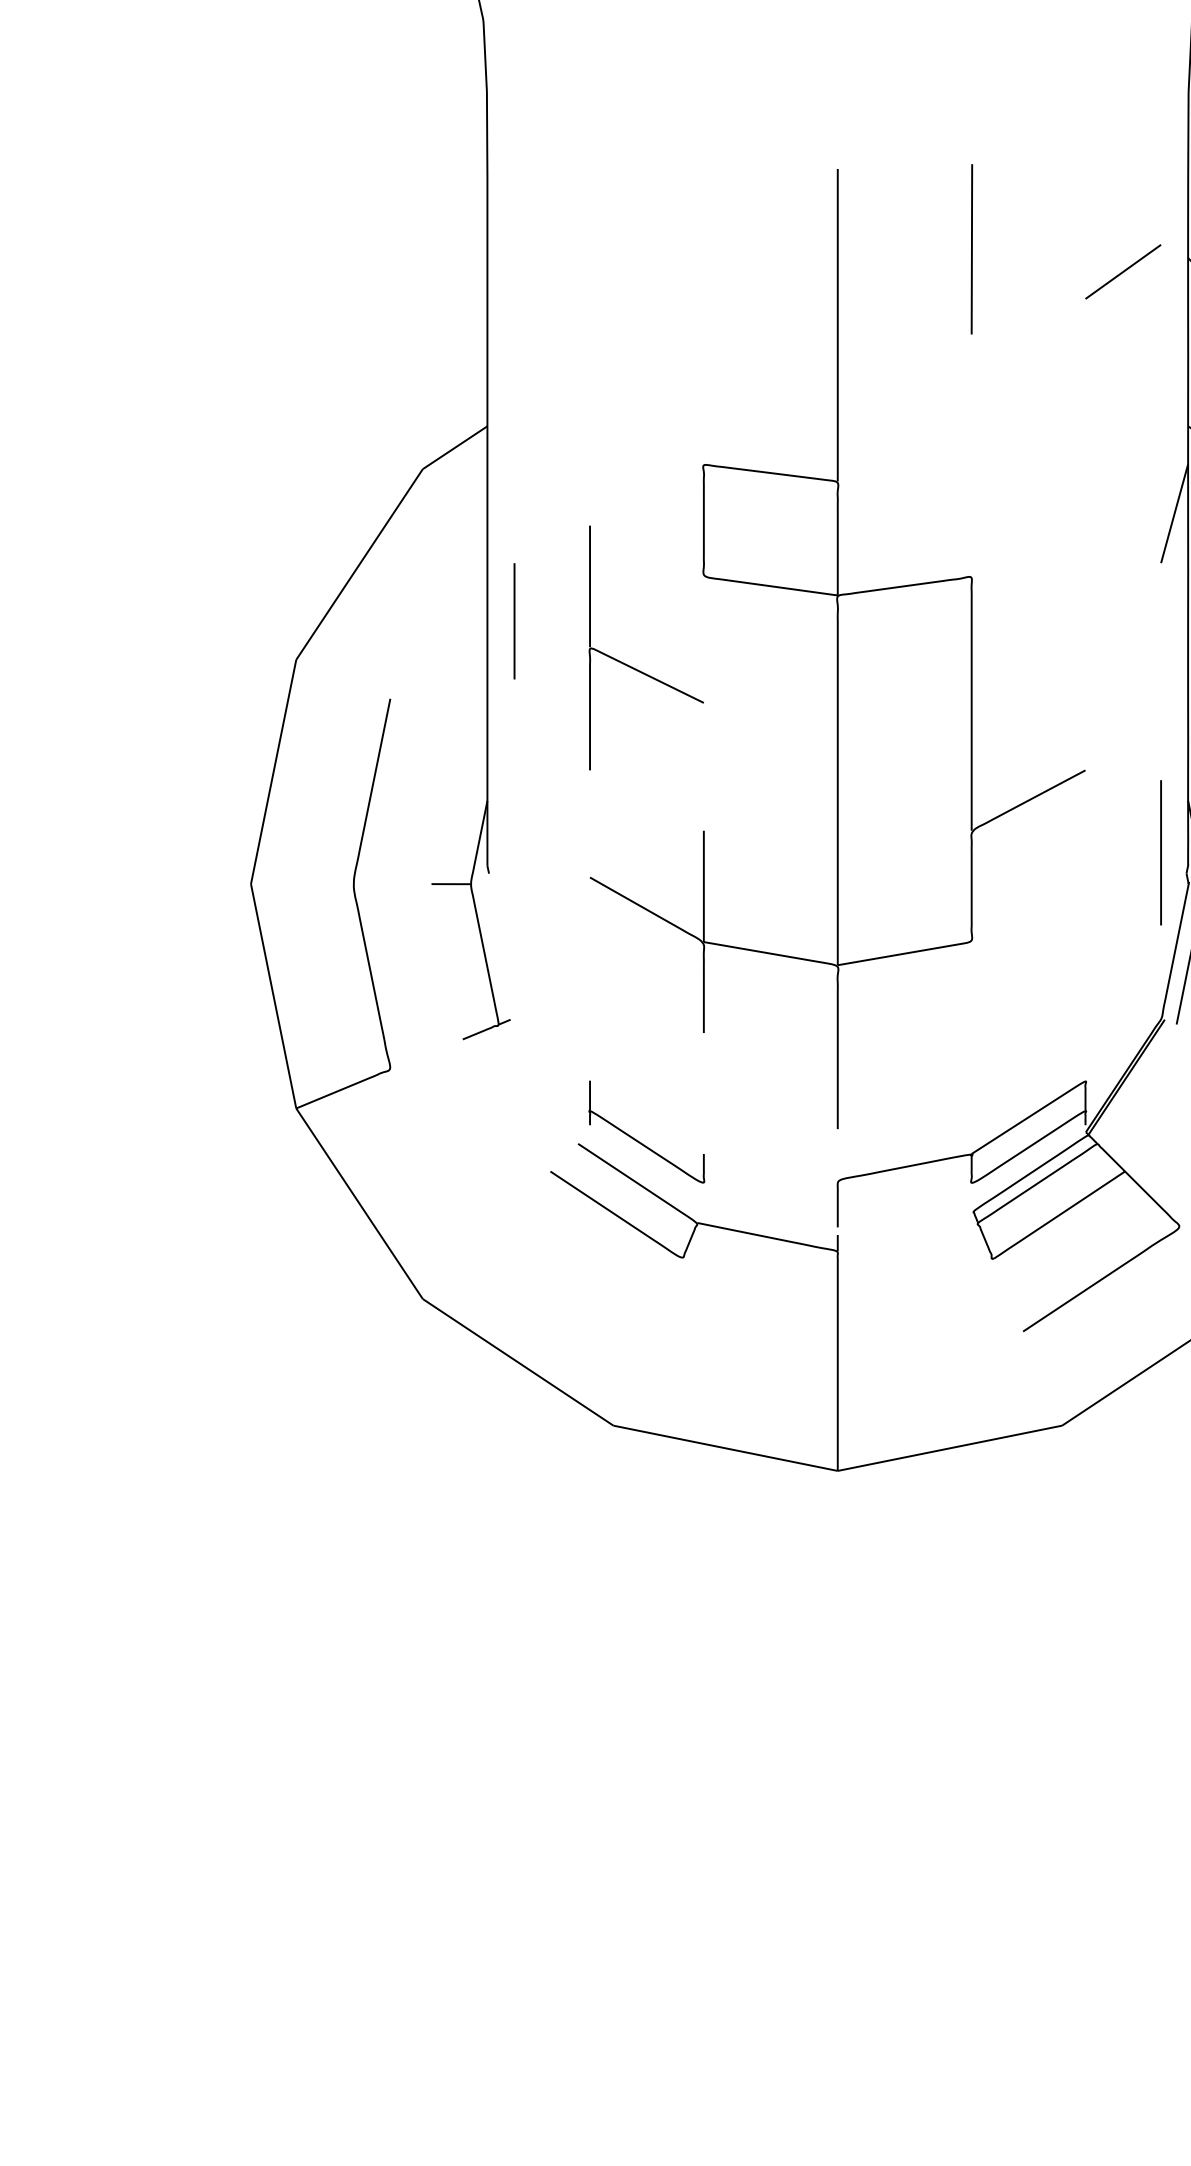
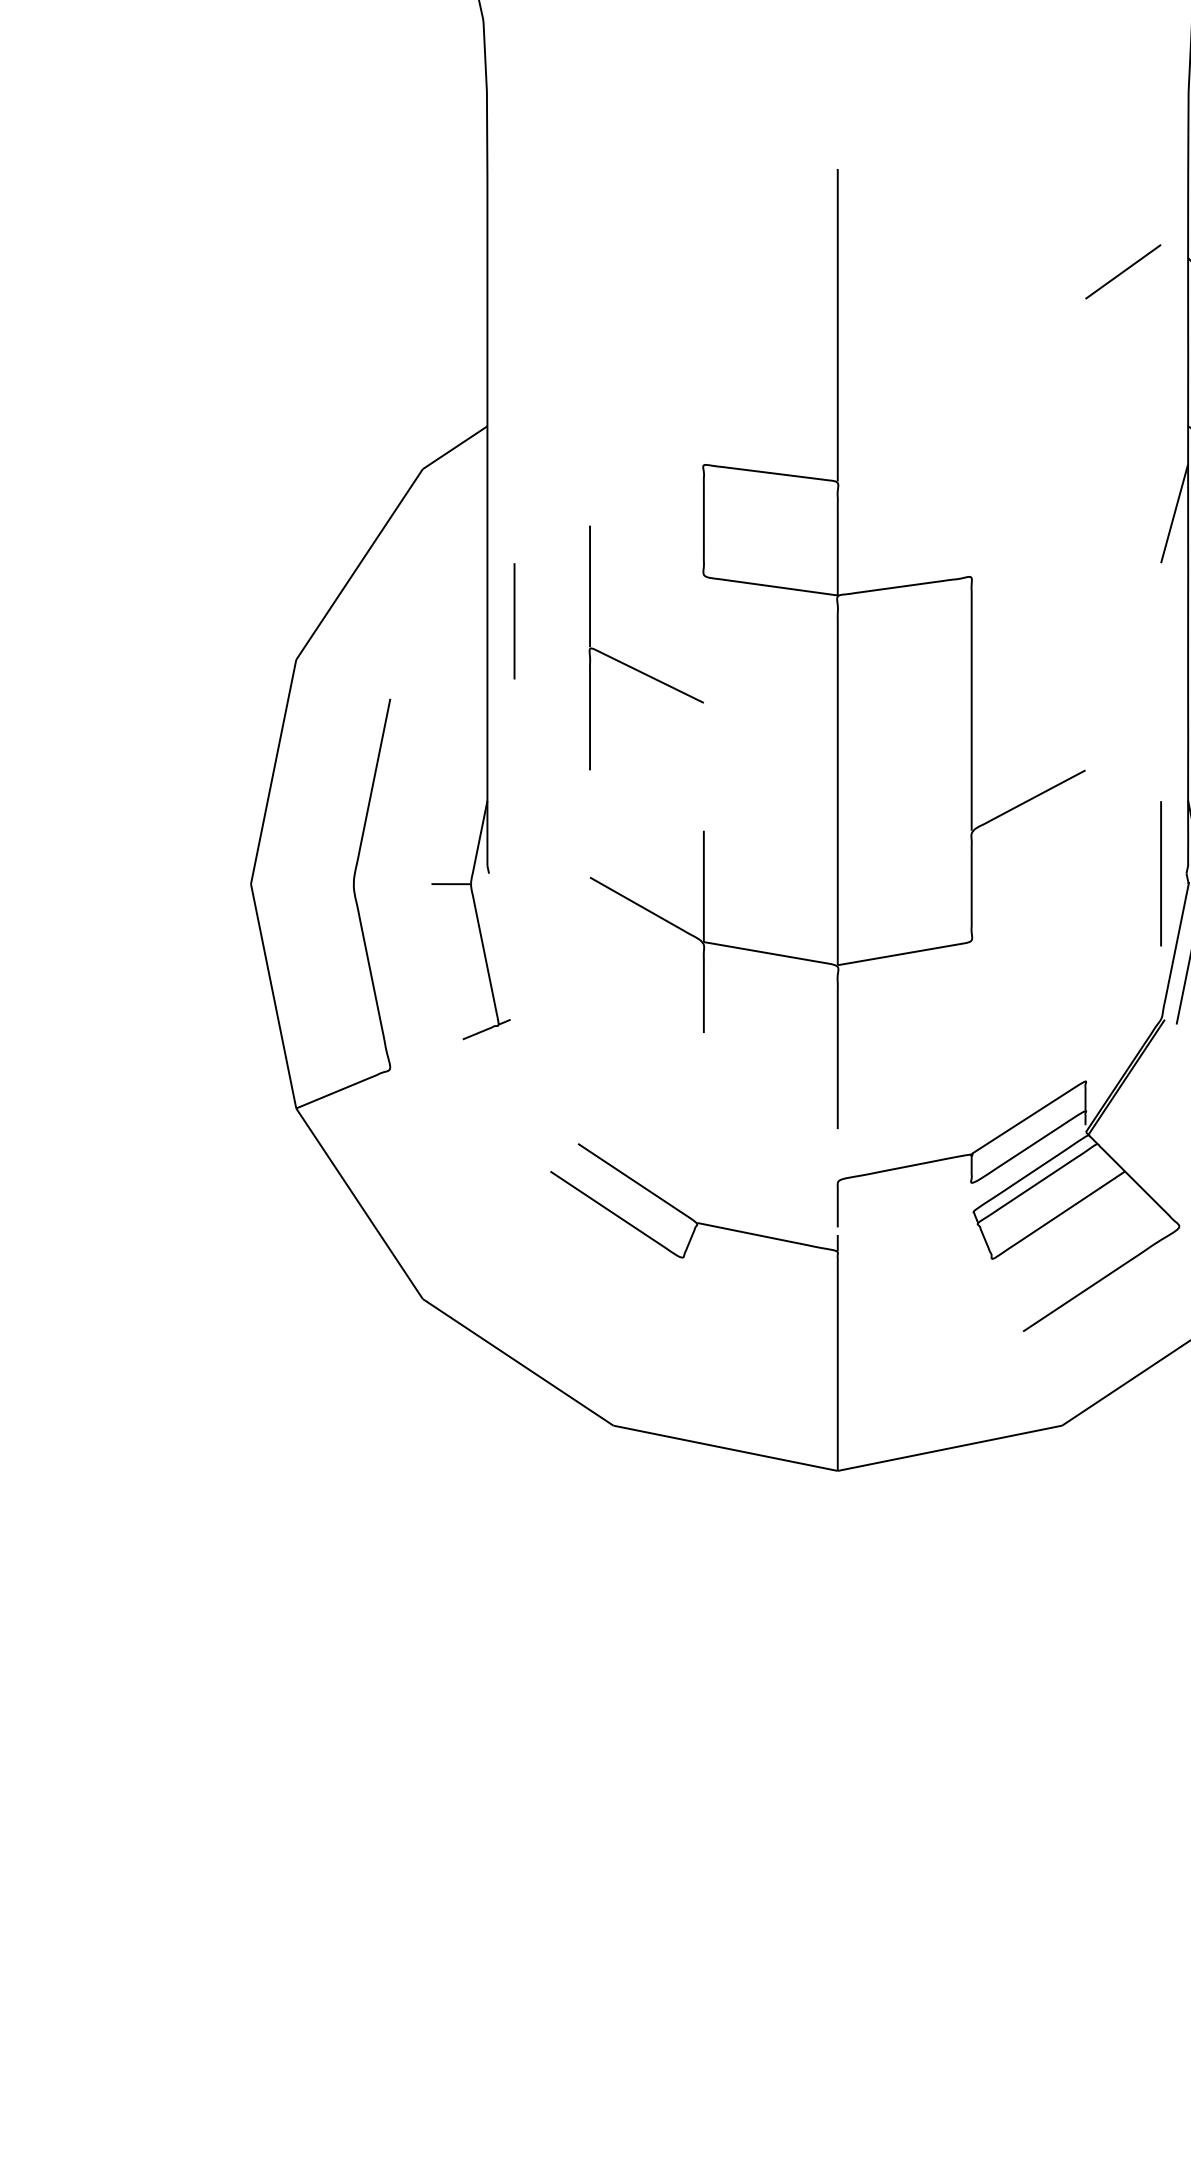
line: present -> none (971, 249)
line position: (1160, 852) -> (1160, 873) (1160, 873)
part: present -> none (638, 1140)
